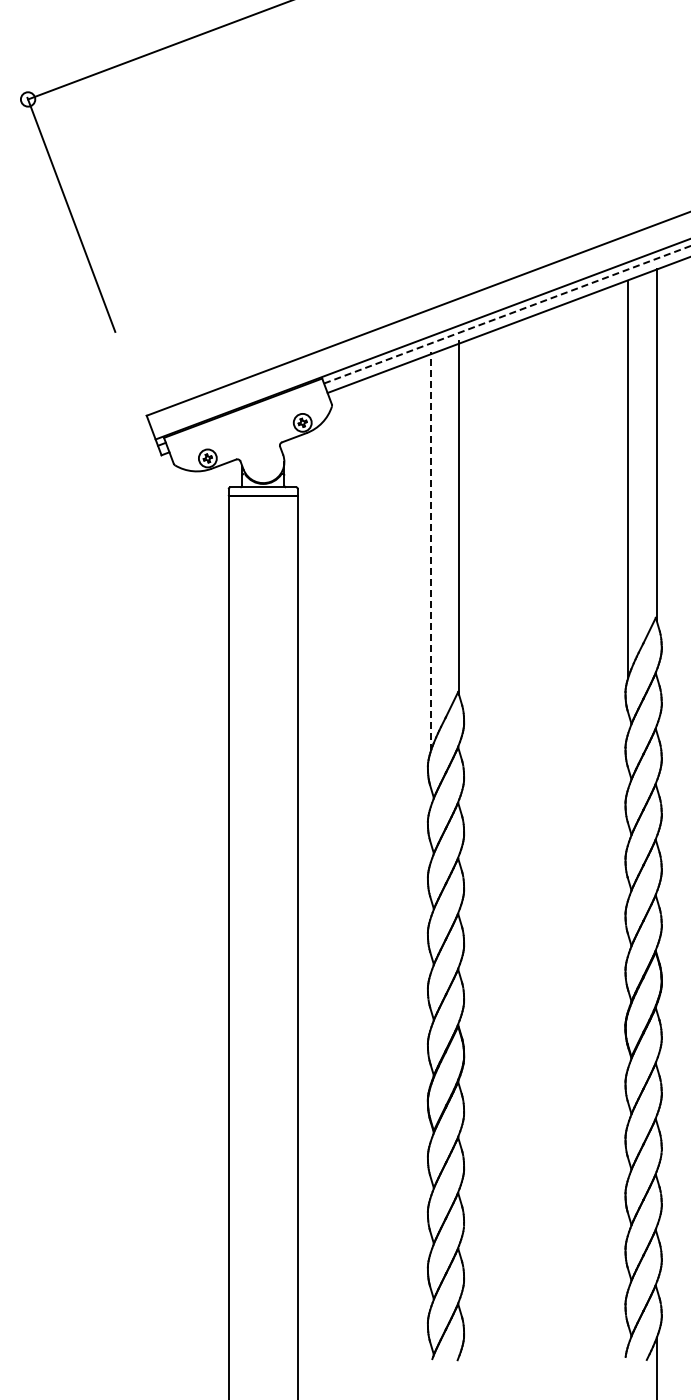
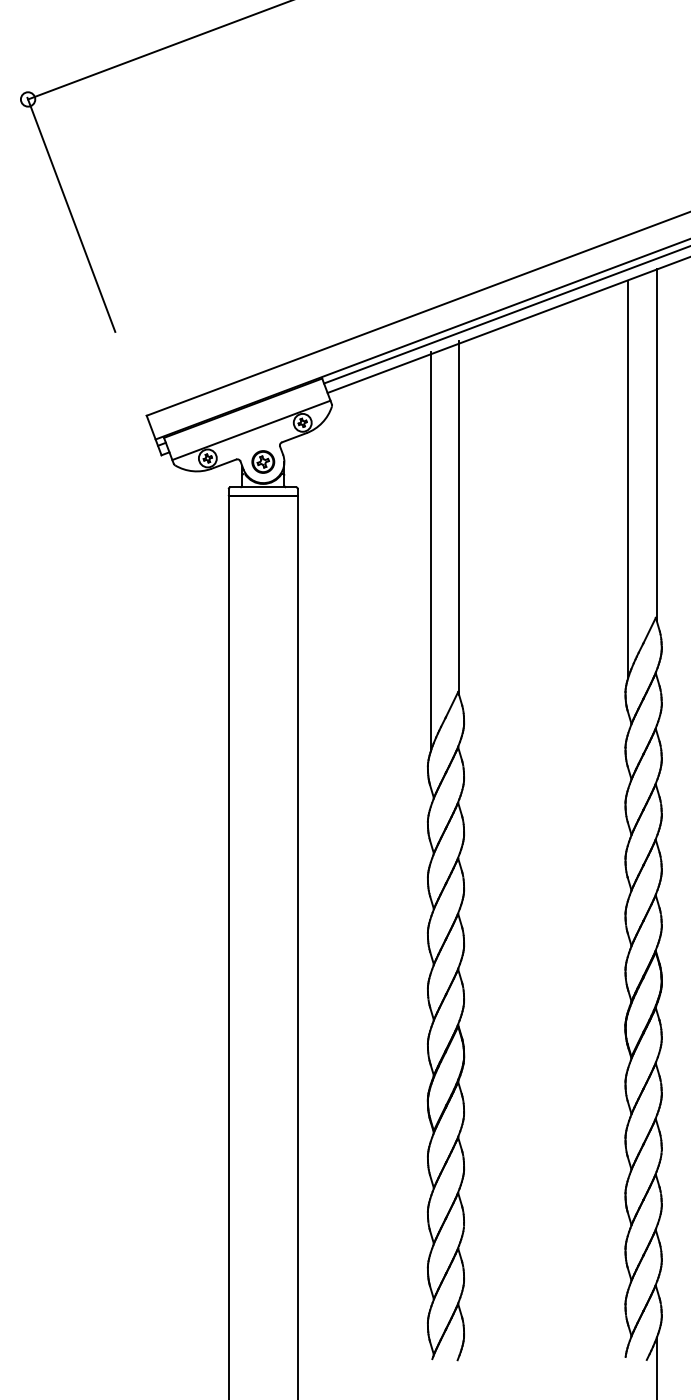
line: dashed -> solid (507, 314)
line: none -> present (251, 430)
part: none -> present (263, 461)
line: dashed -> solid (430, 551)
